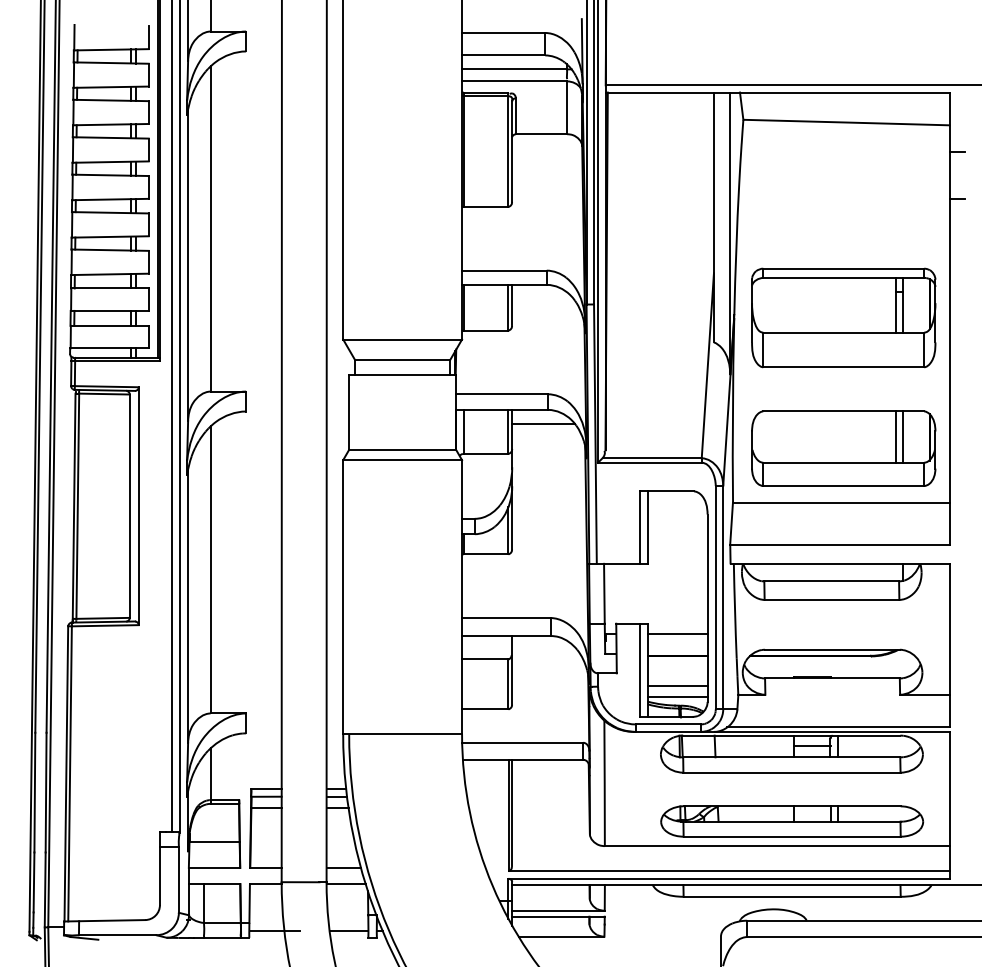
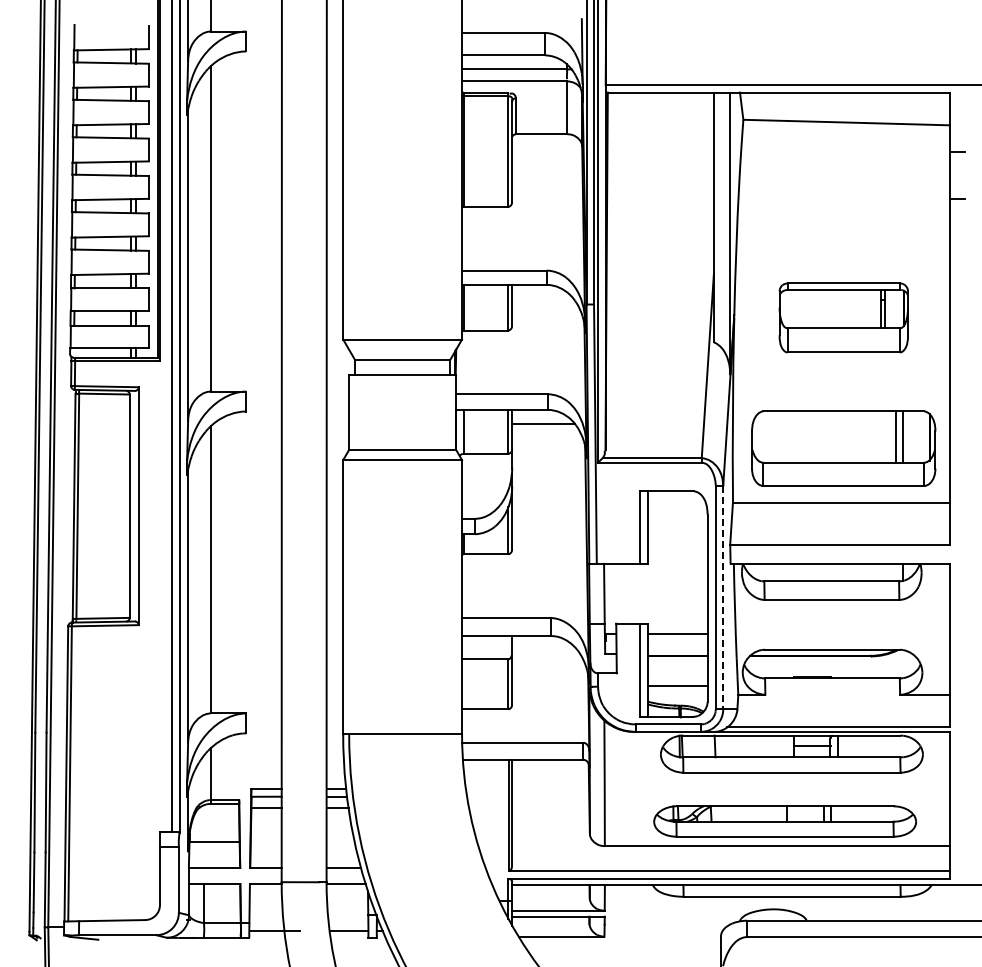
part size: 186x102 px -> 131x72 px (843, 317)
line: solid -> dashed (723, 597)
line: present -> none (677, 697)
part position: (792, 821) -> (785, 821) (785, 821)
